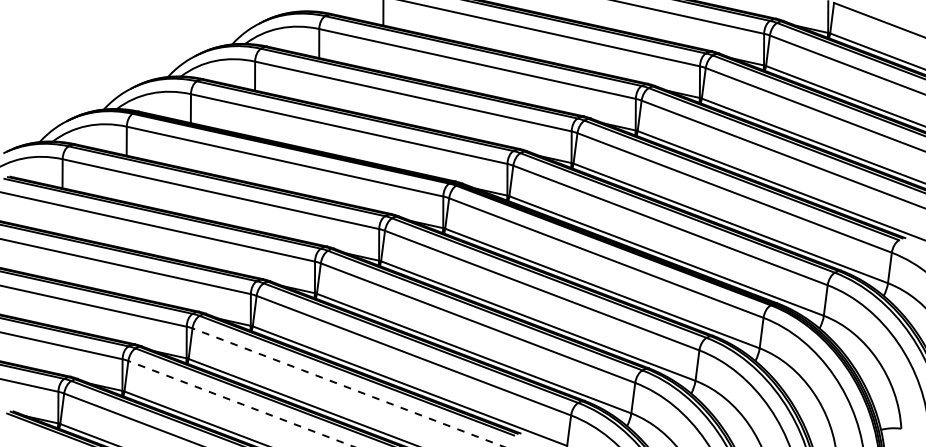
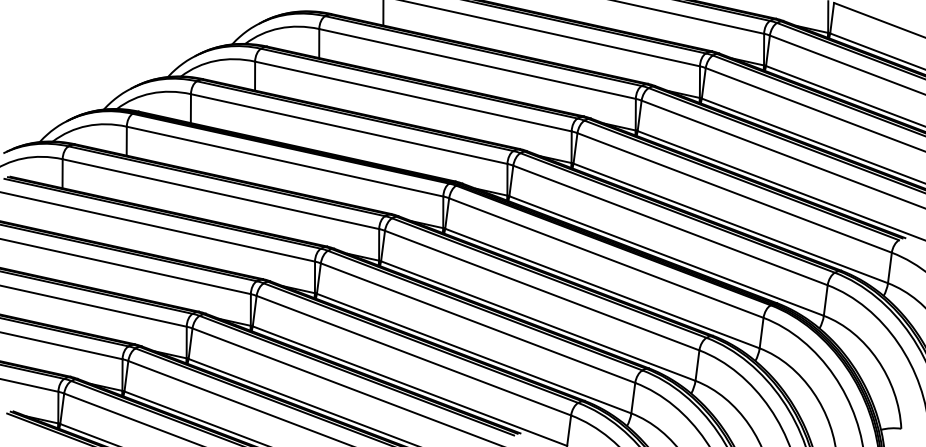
line: dashed -> solid (348, 387)
line: dashed -> solid (241, 403)
